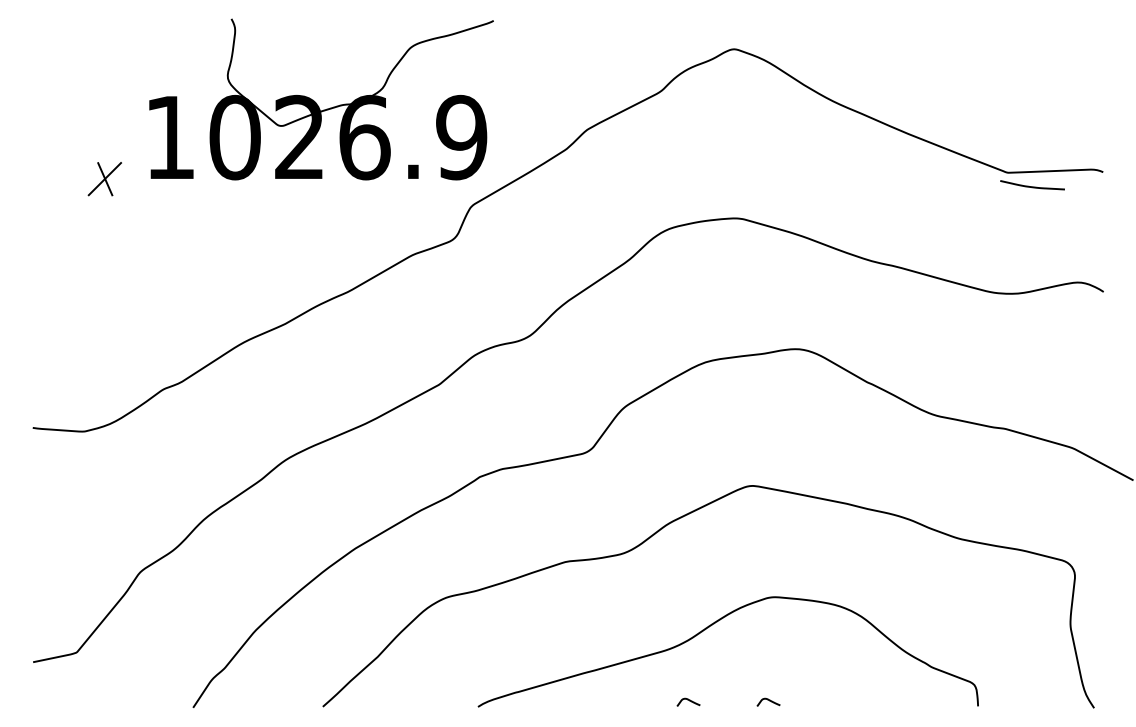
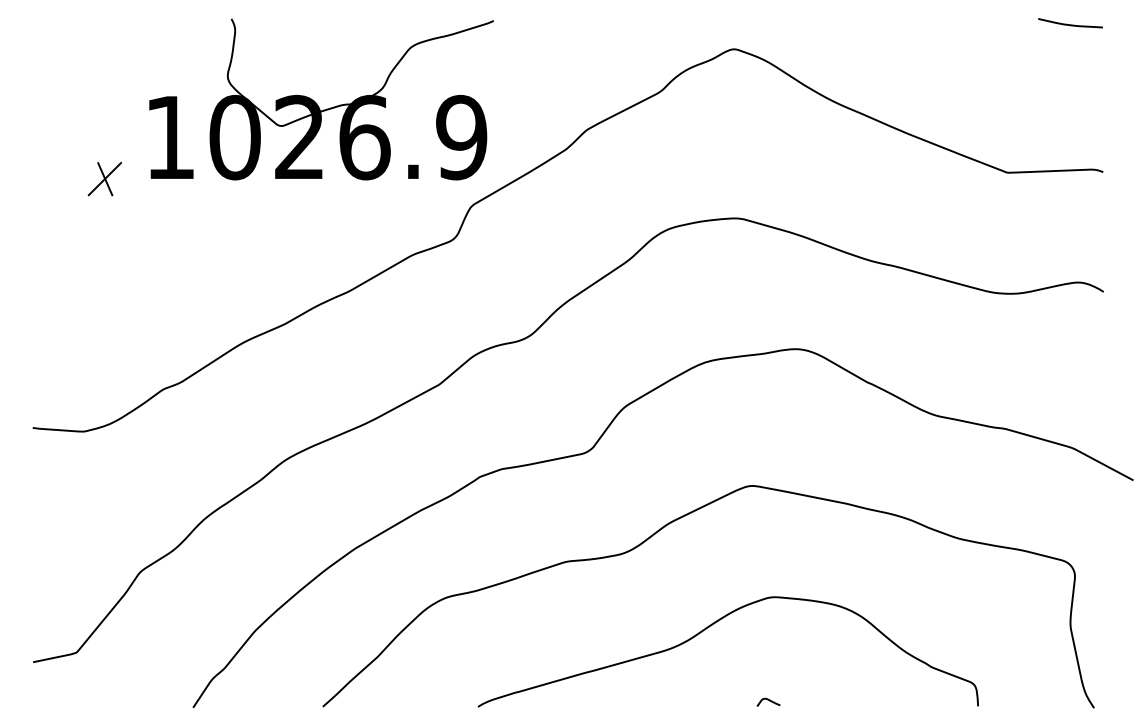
curve position: (1032, 186) -> (1070, 24) (1070, 24)
curve: present -> none (688, 700)
